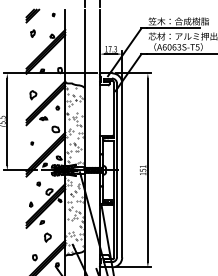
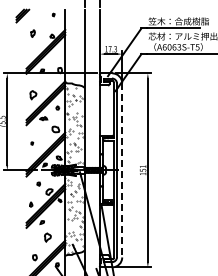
part position: (32, 15) -> (22, 15) (22, 15)
line: solid -> dashed (122, 170)
